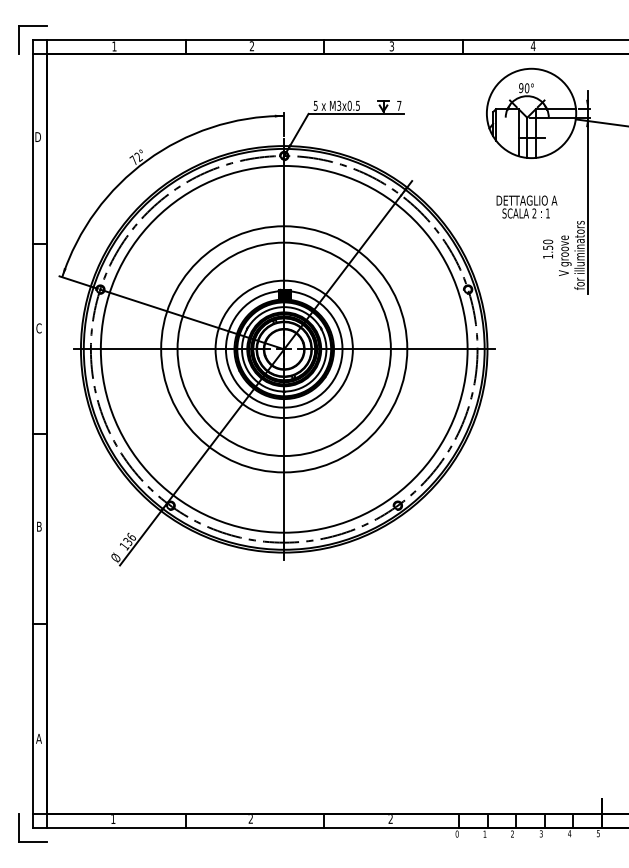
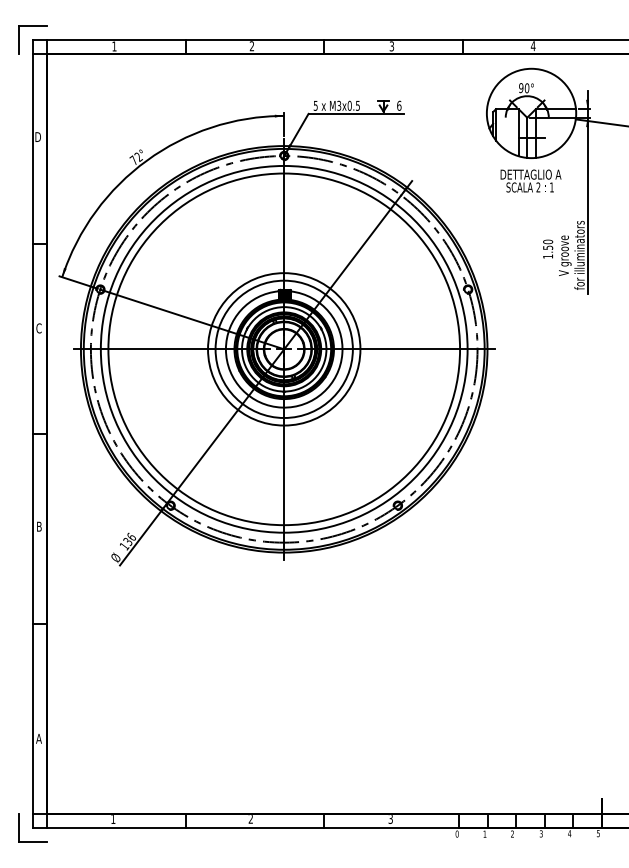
text: 7 -> 6 (399, 105)
text position: (526, 206) -> (530, 180) (530, 180)
circle diameter: 213 px -> 152 px (284, 349)
circle diameter: 246 px -> 352 px (284, 349)
text: 2 -> 3 (390, 819)
